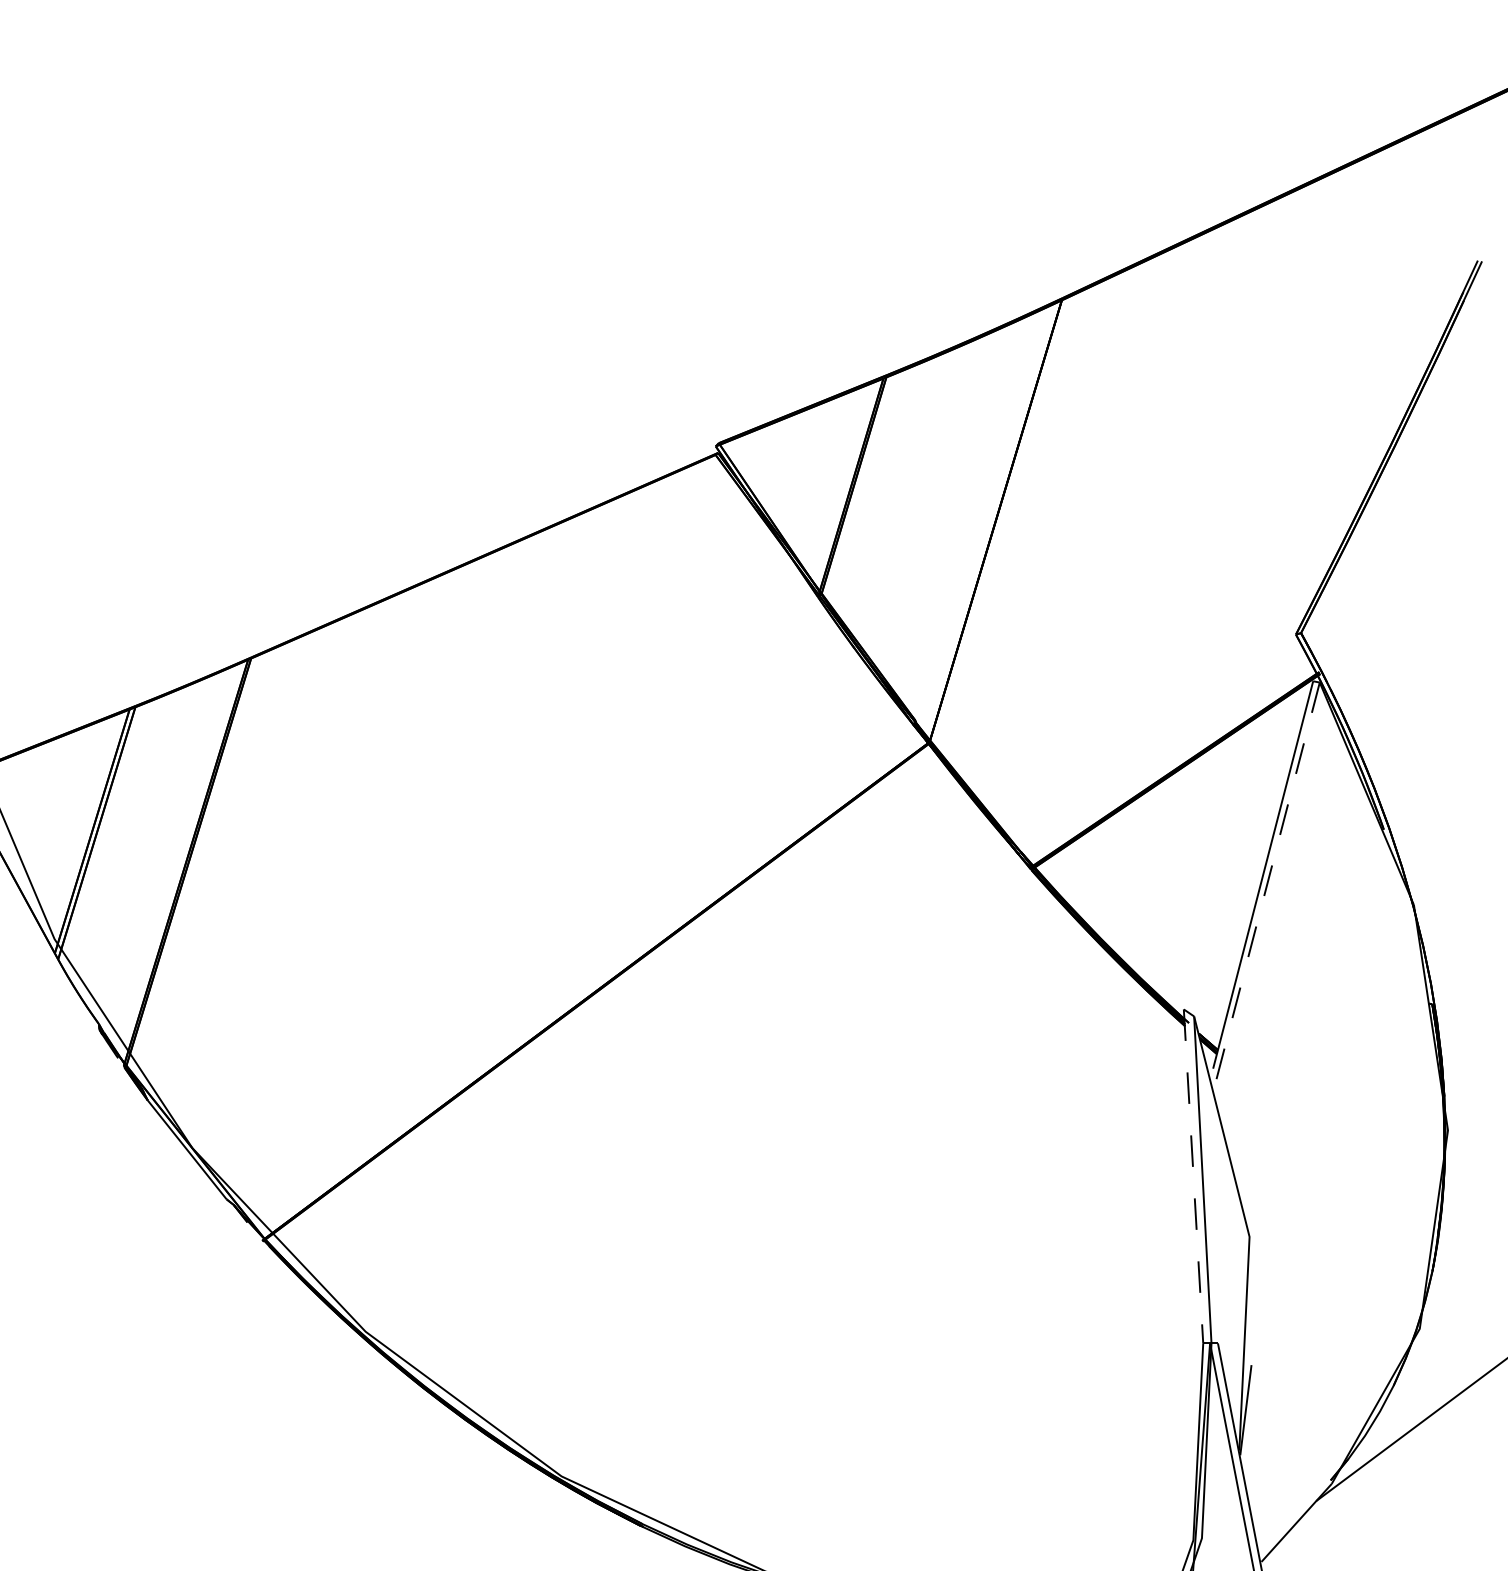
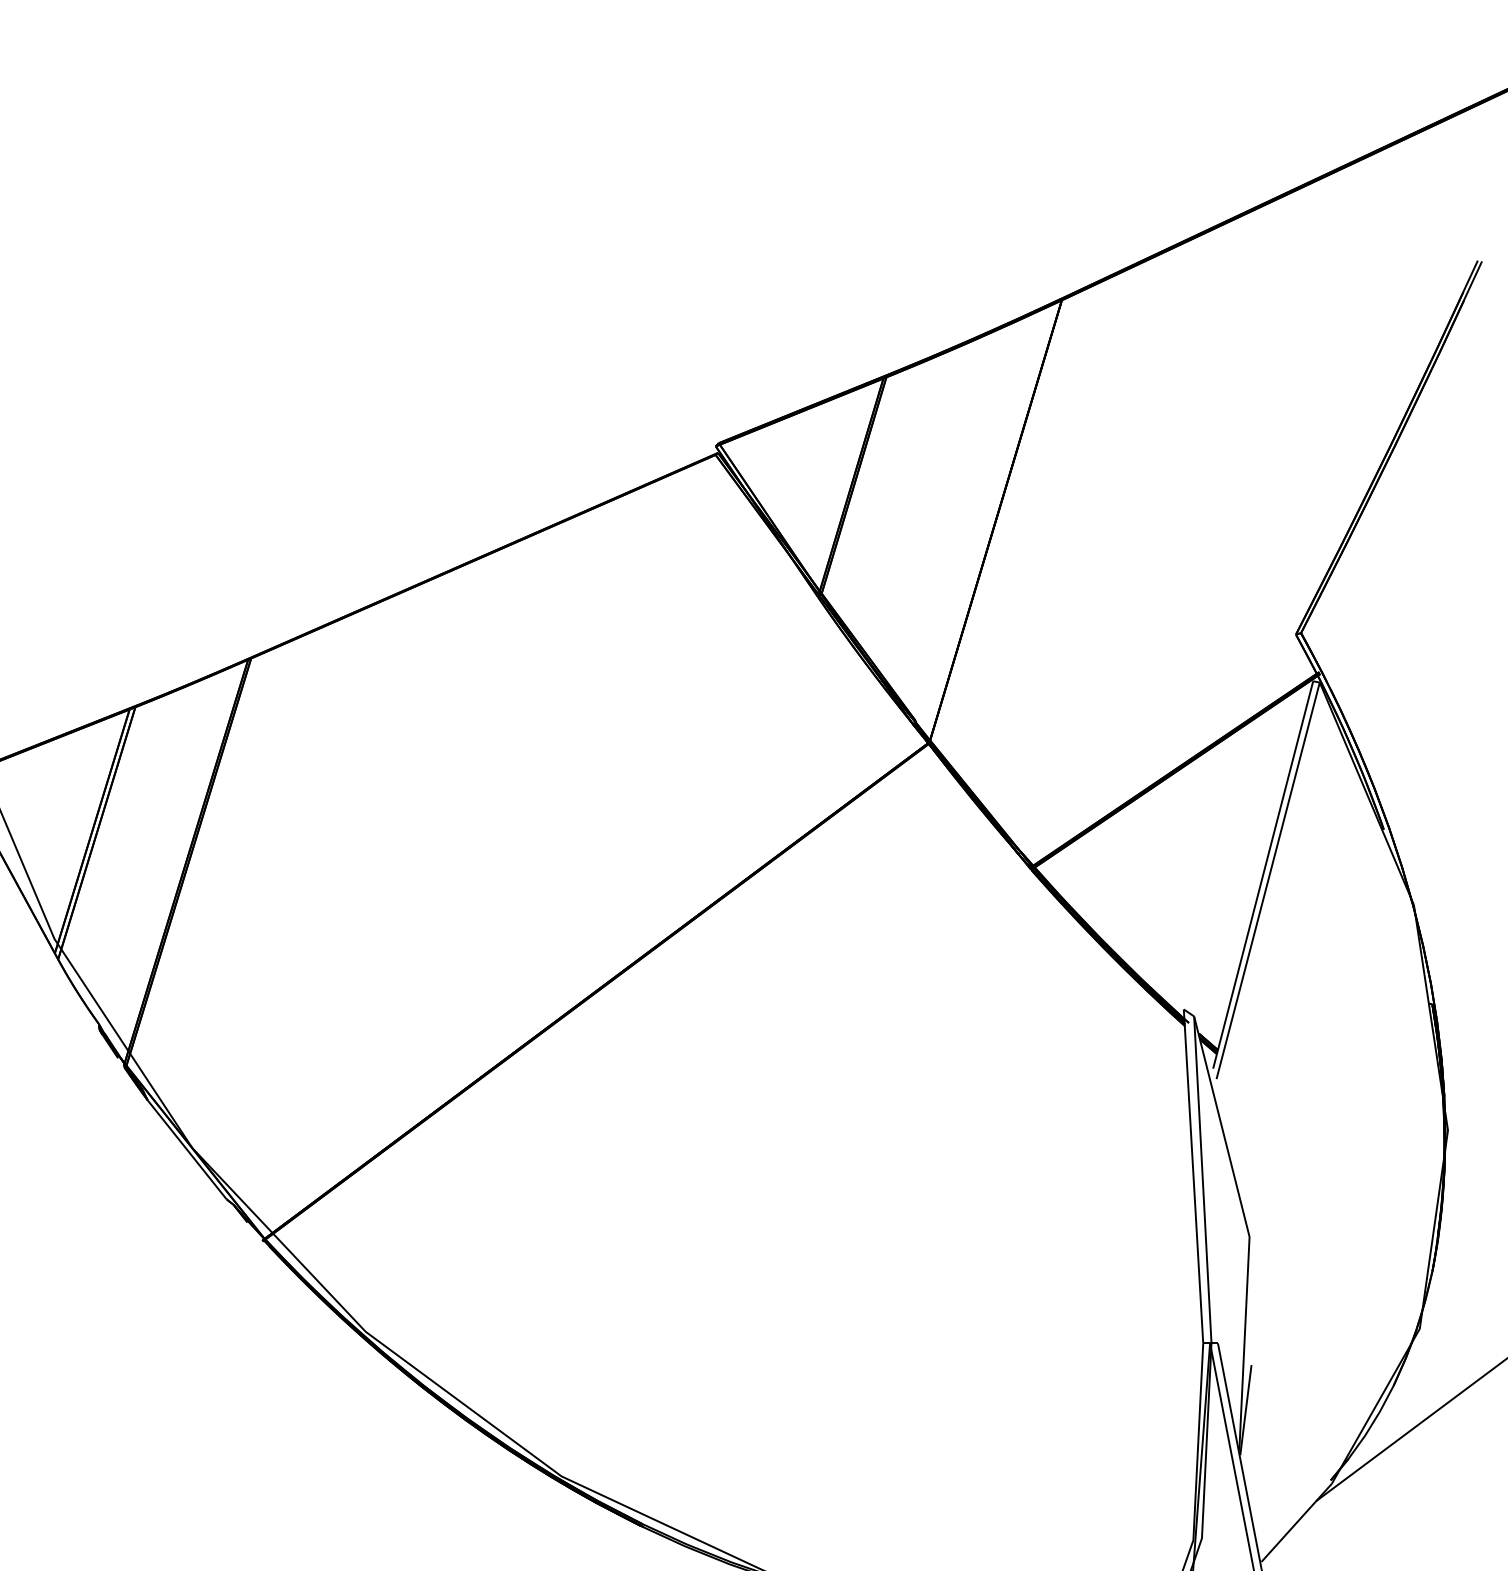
line: dashed -> solid (1268, 880)
line: dashed -> solid (1193, 1176)
